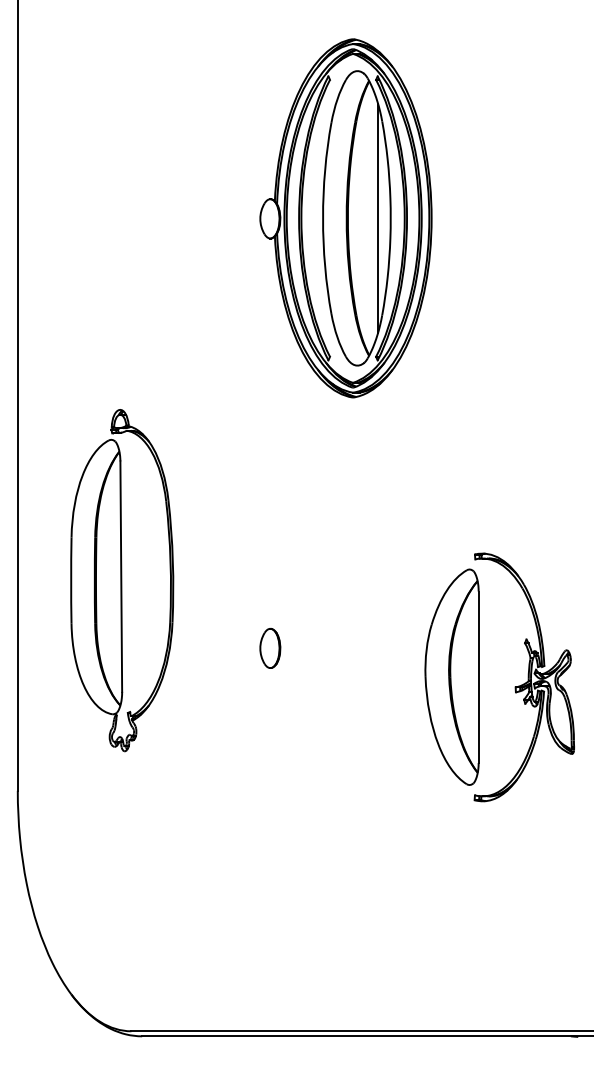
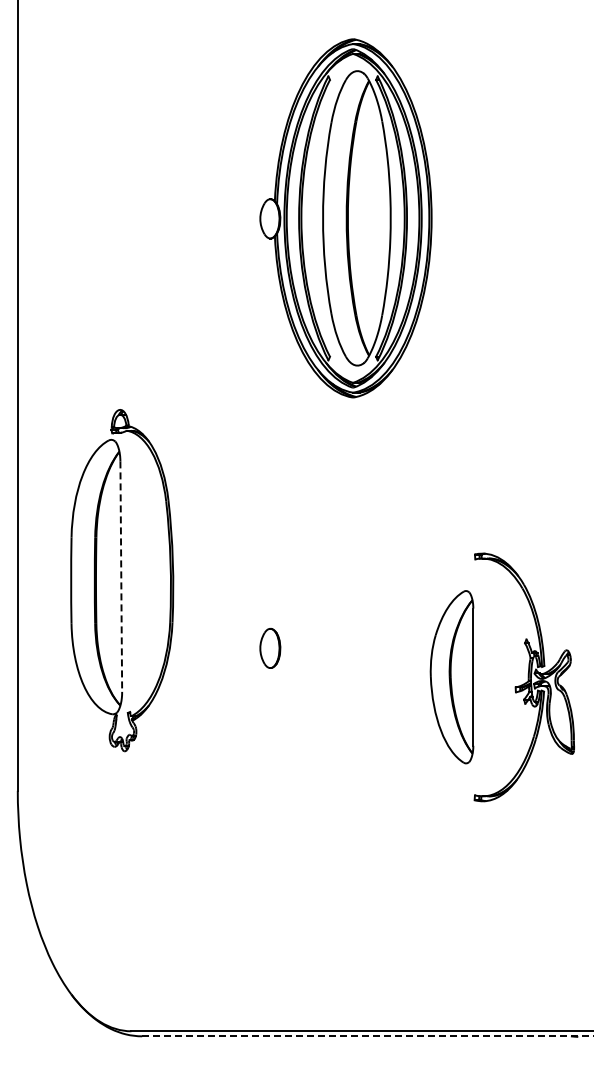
line: present -> none (378, 218)
line: solid -> dashed (121, 577)
part size: 56x218 px -> 46x175 px (451, 677)
line: solid -> dashed (368, 1036)
